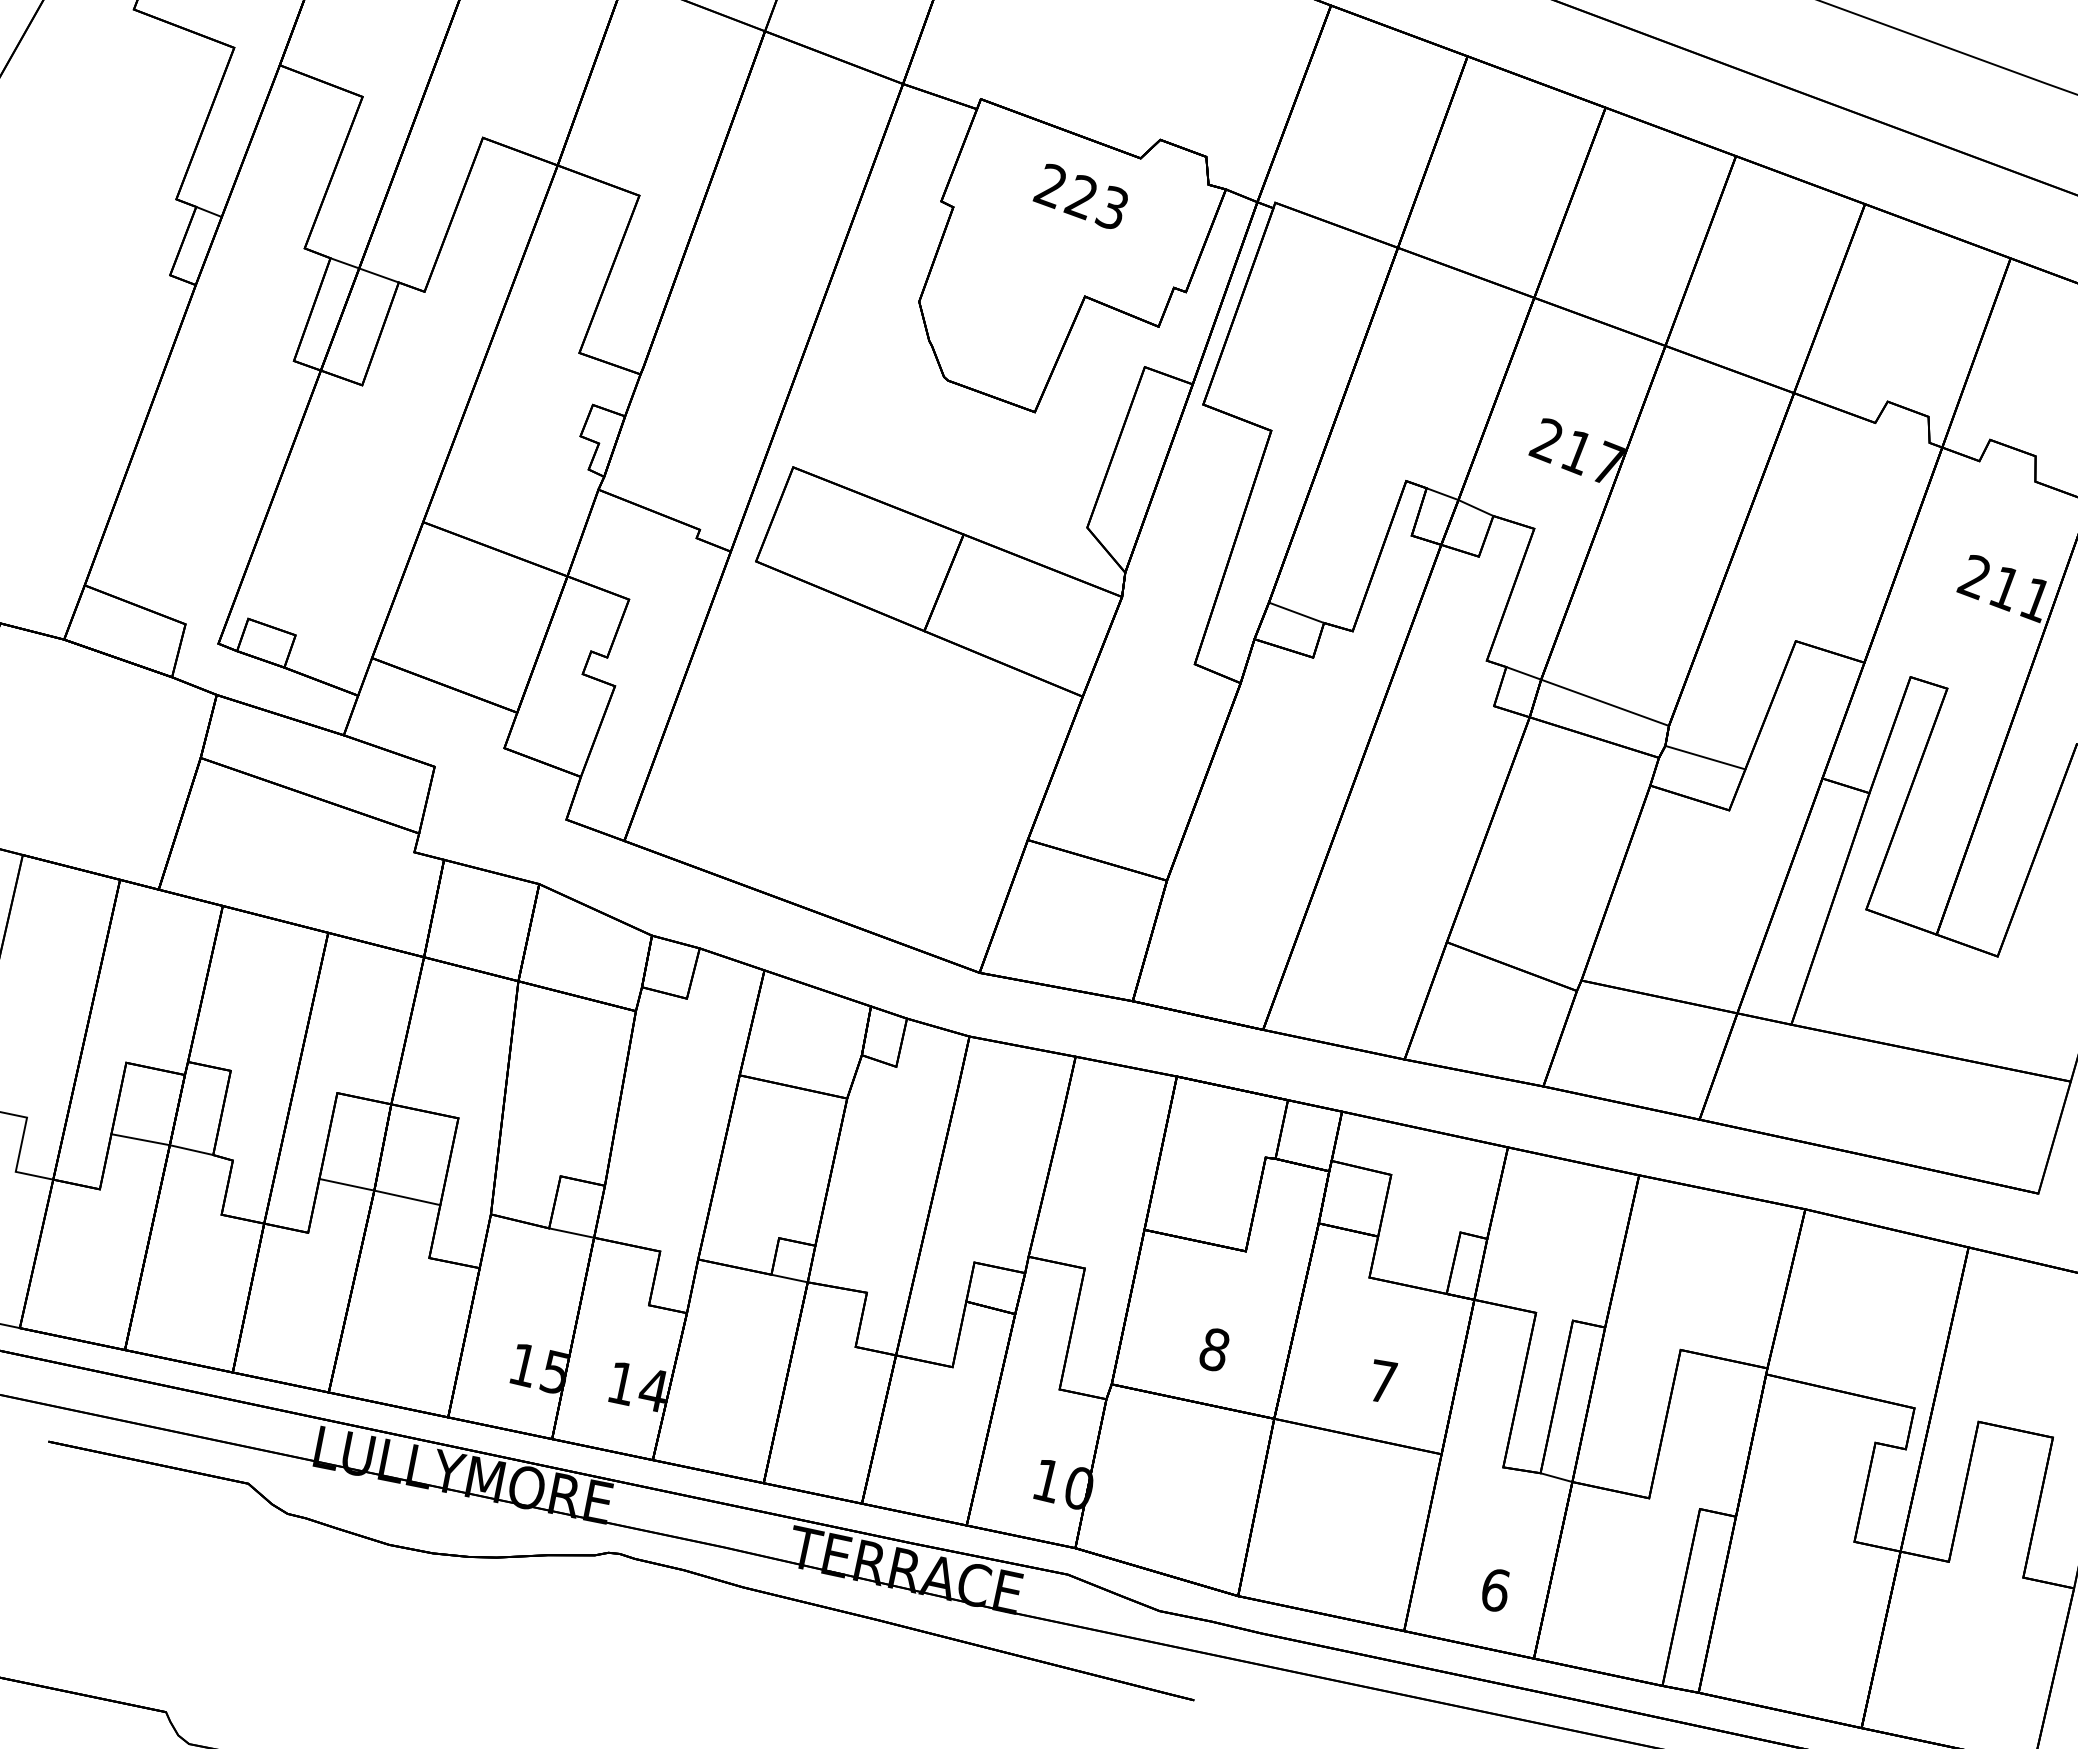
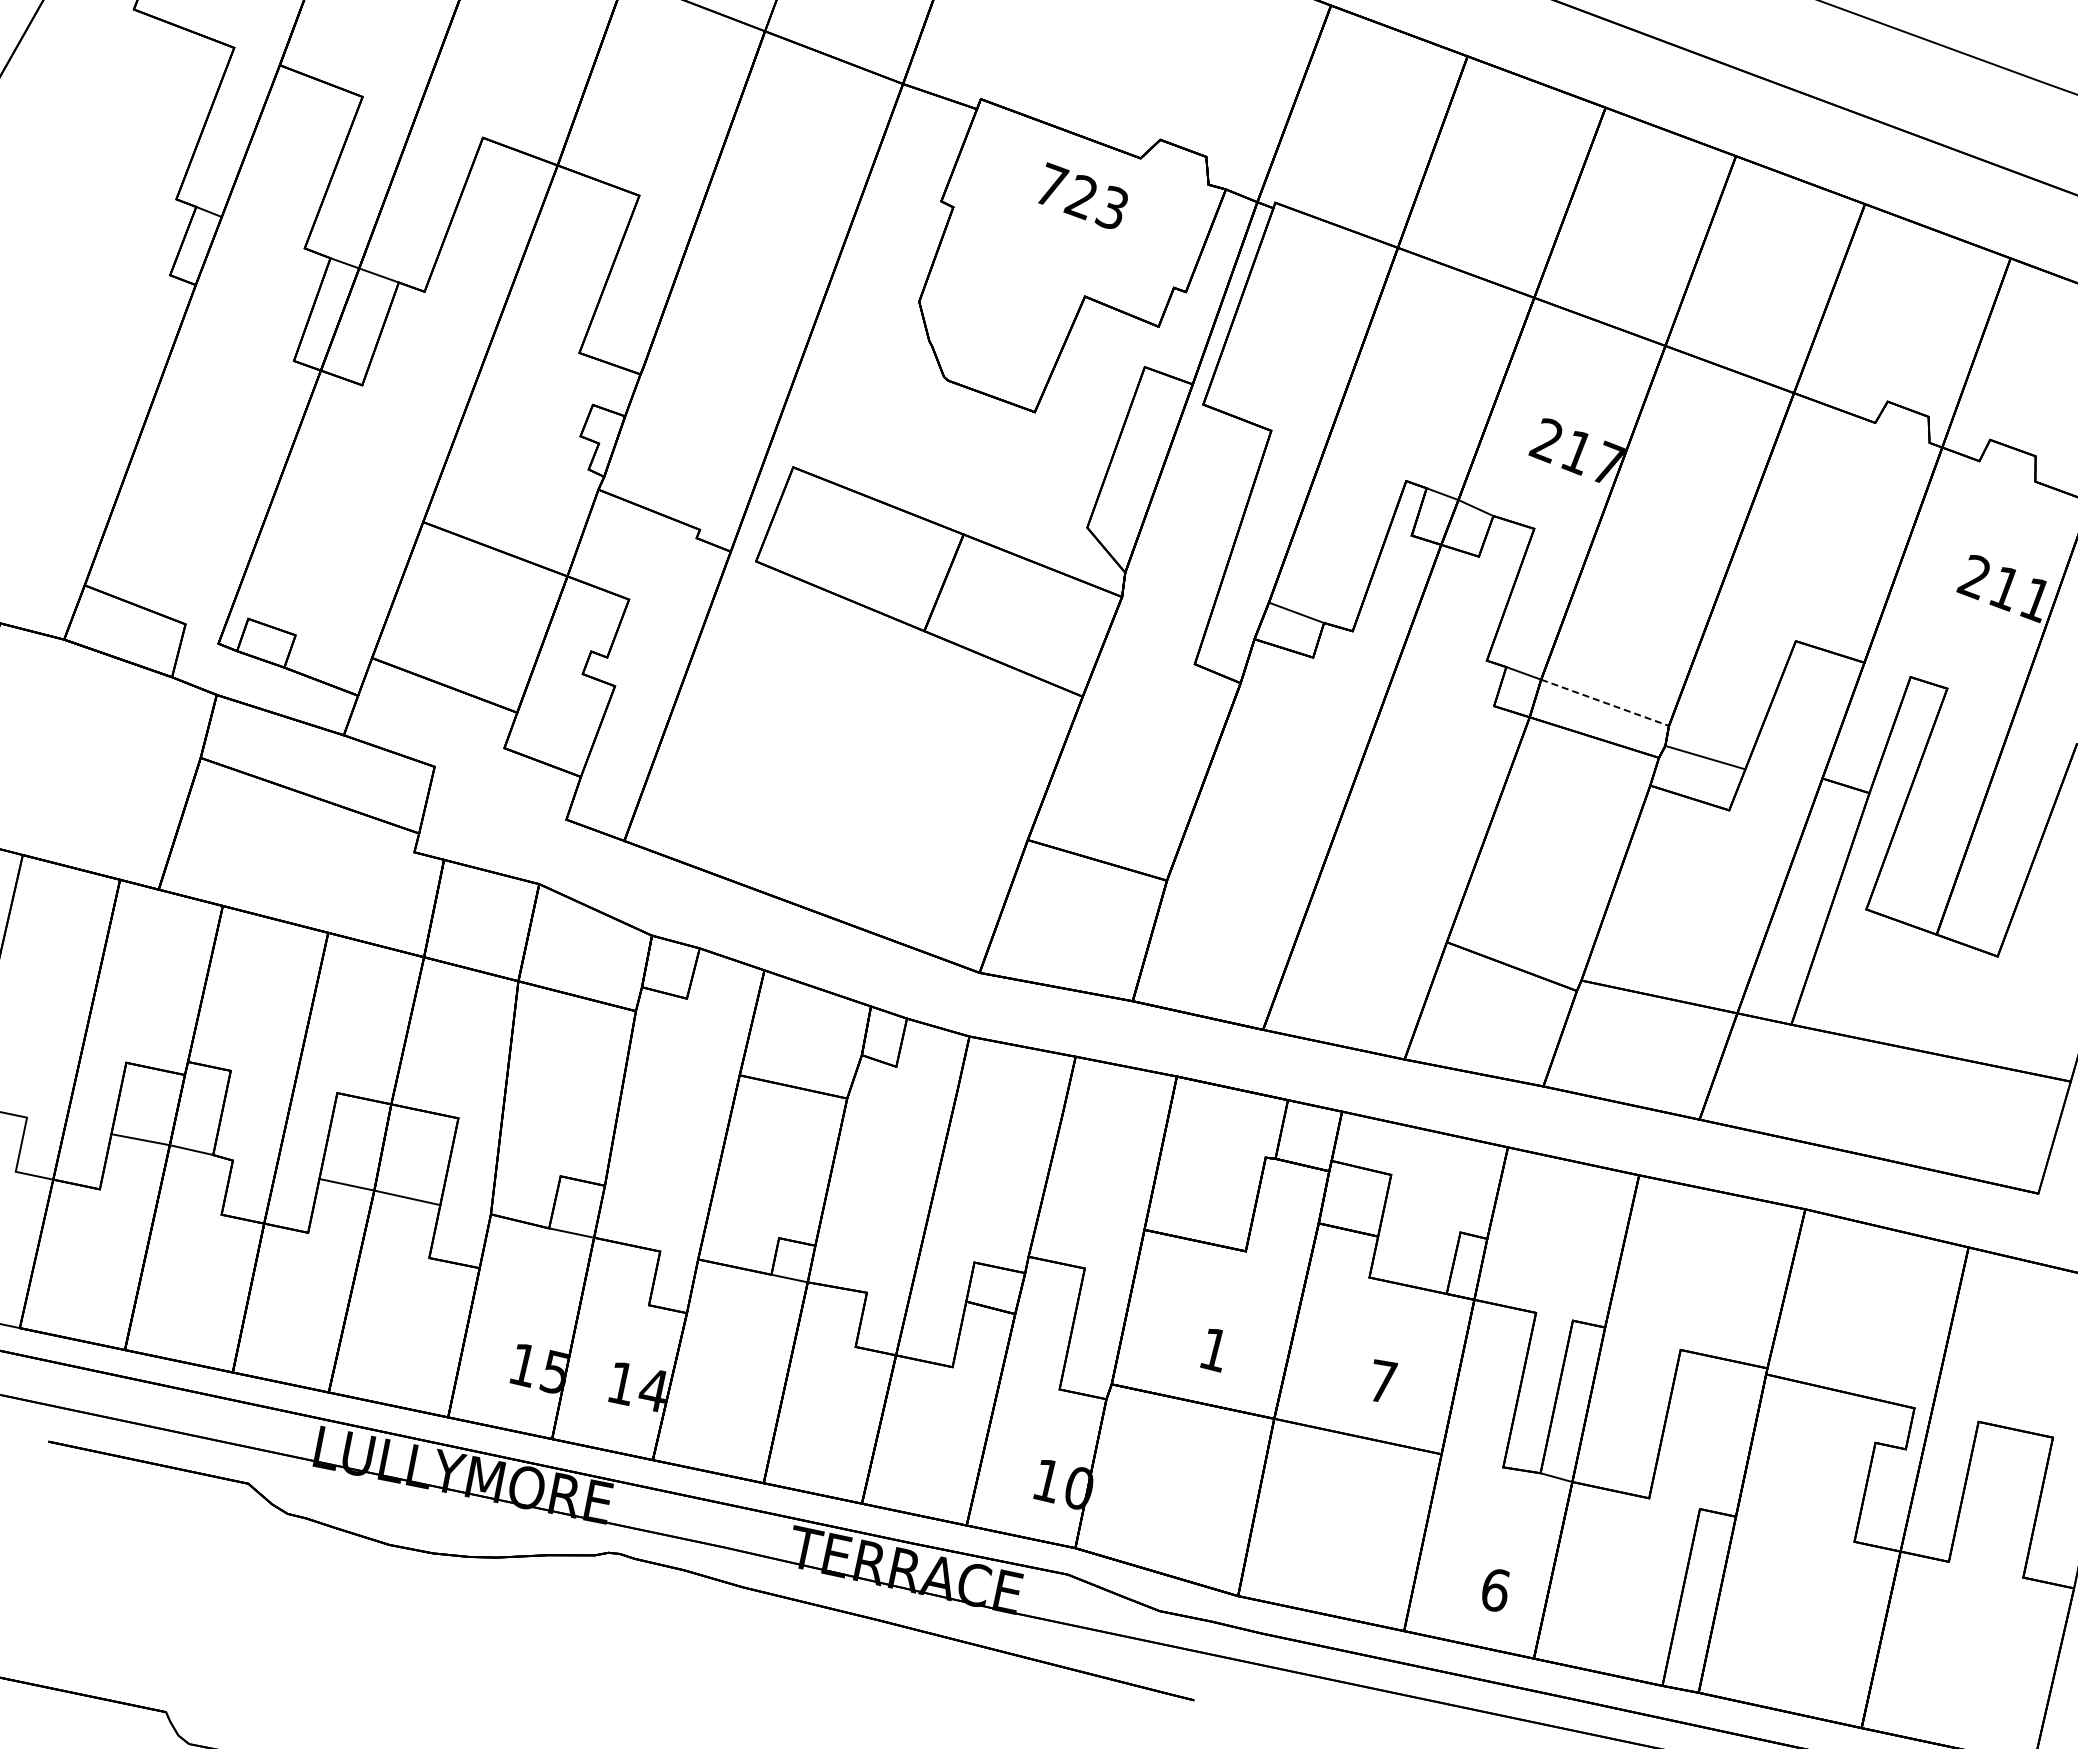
text: 223 -> 723 (1050, 185)
line: solid -> dashed (1605, 702)
text: 8 -> 1 (1214, 1350)
